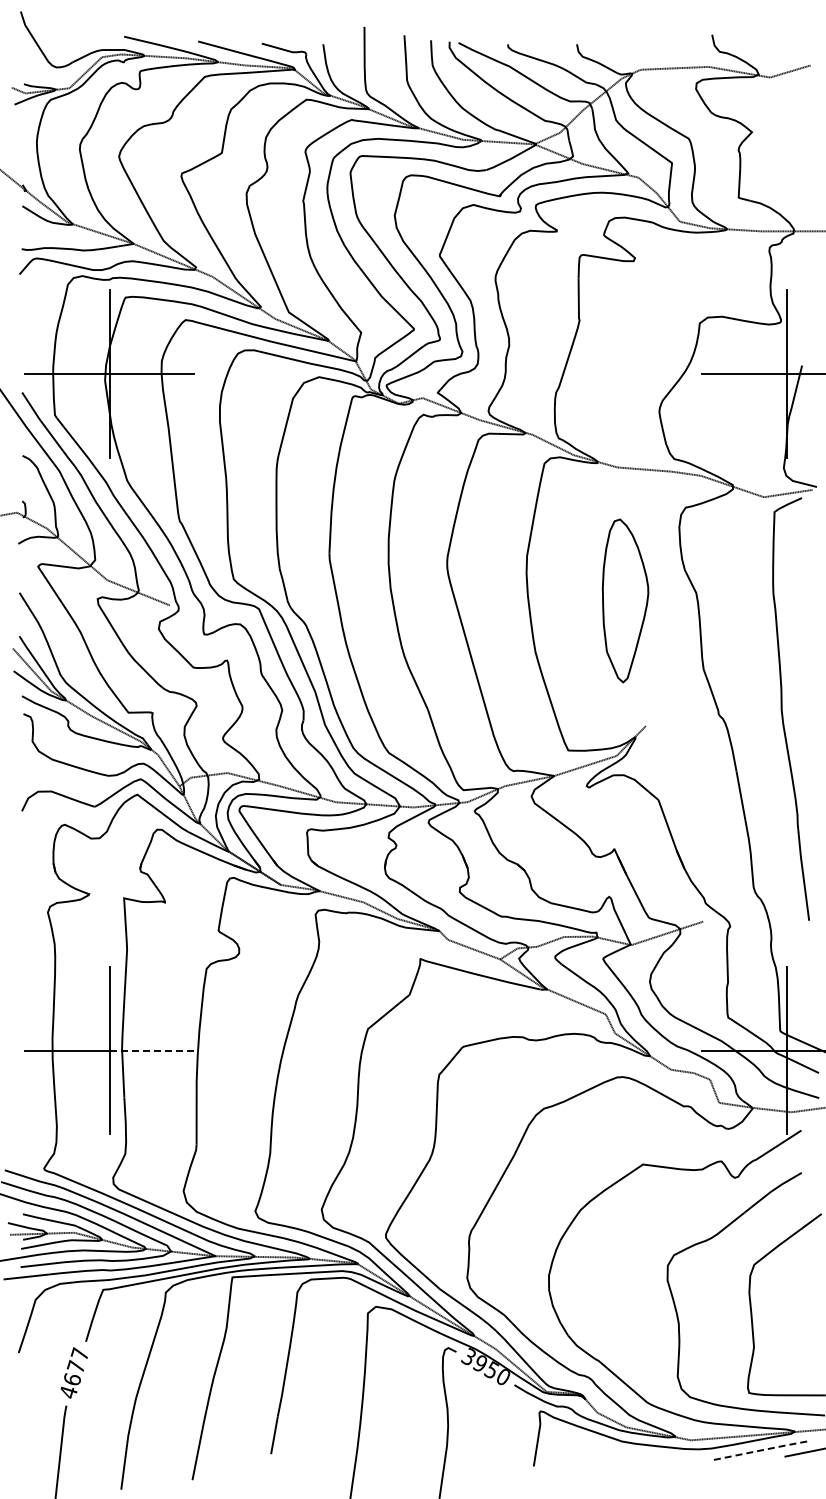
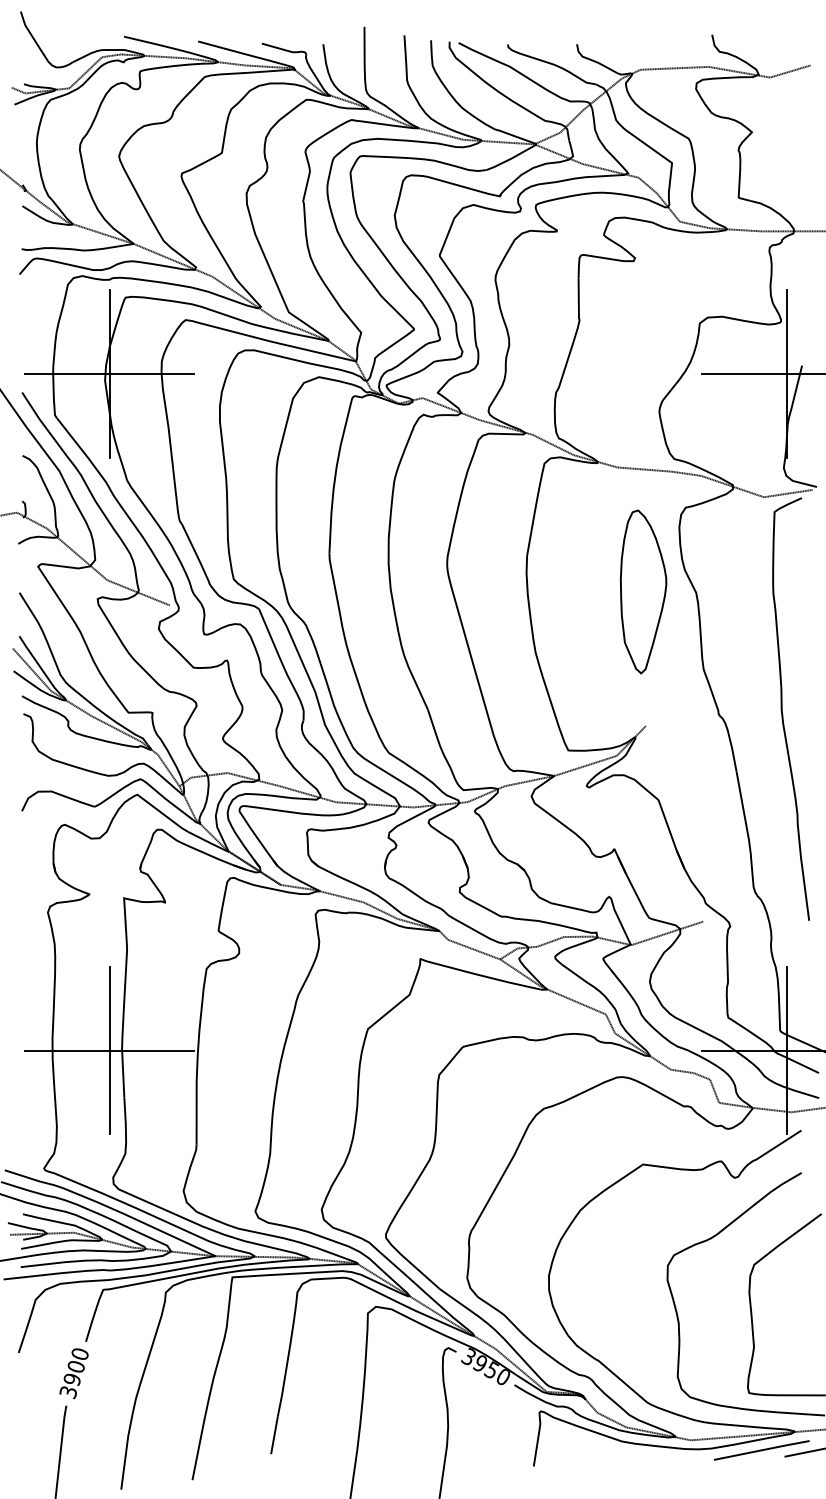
part position: (625, 600) -> (643, 591) (643, 591)
line: dashed -> solid (151, 1050)
text: 4677 -> 3900 (73, 1373)
line: dashed -> solid (762, 1450)
